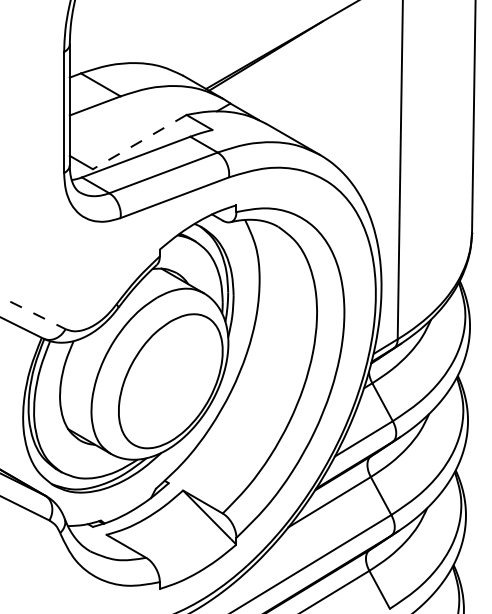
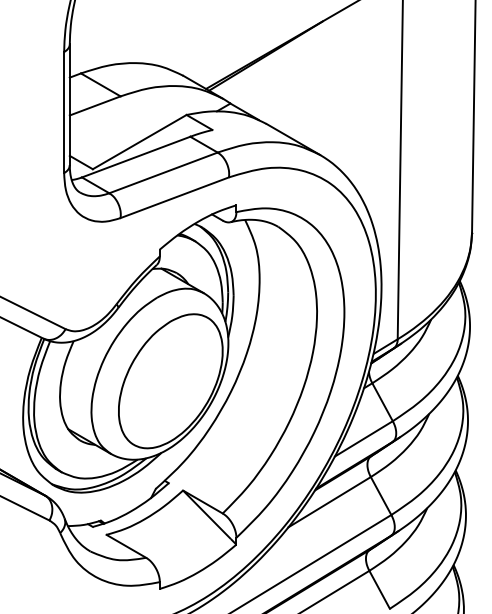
line: dashed -> solid (139, 142)
line: dashed -> solid (33, 313)
